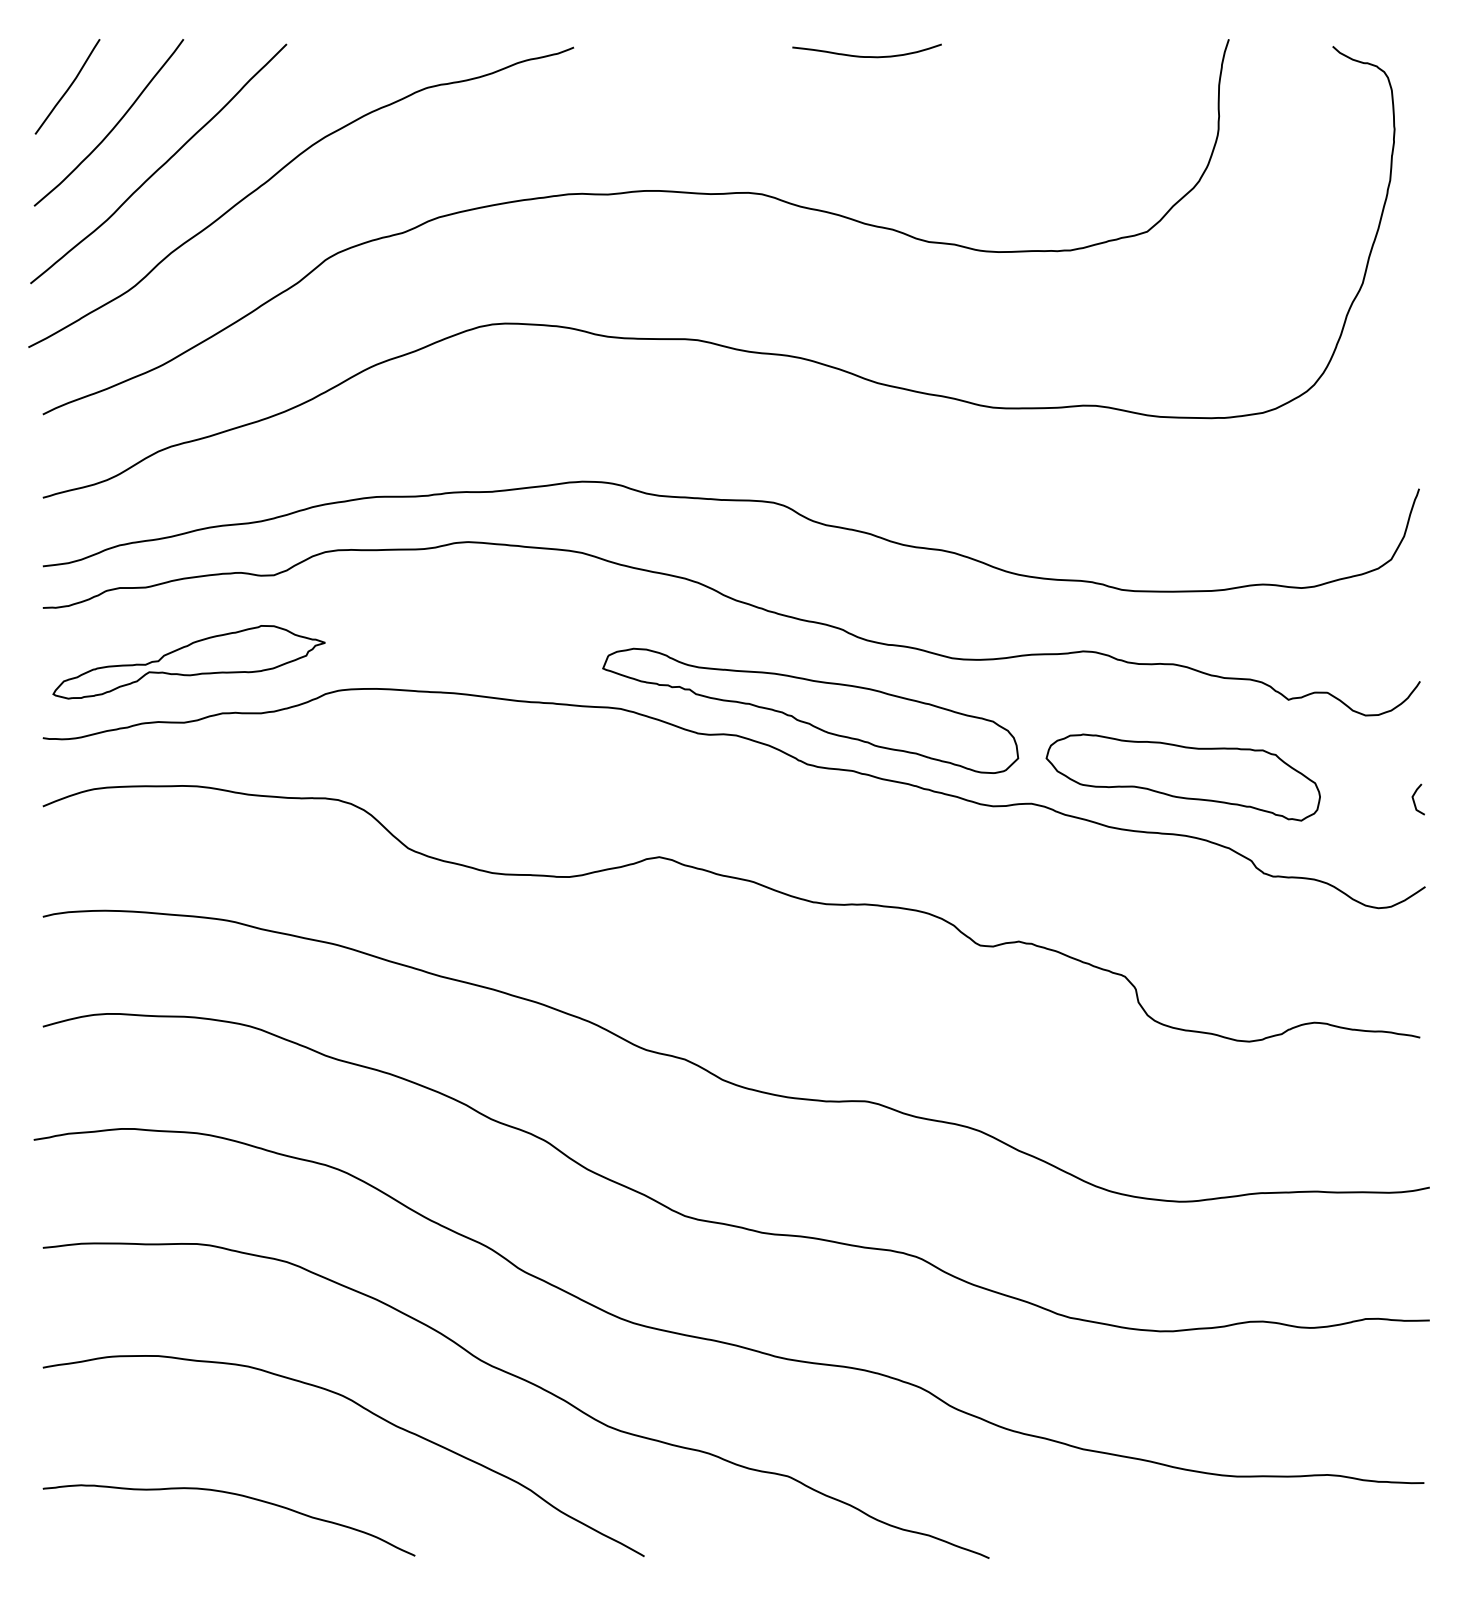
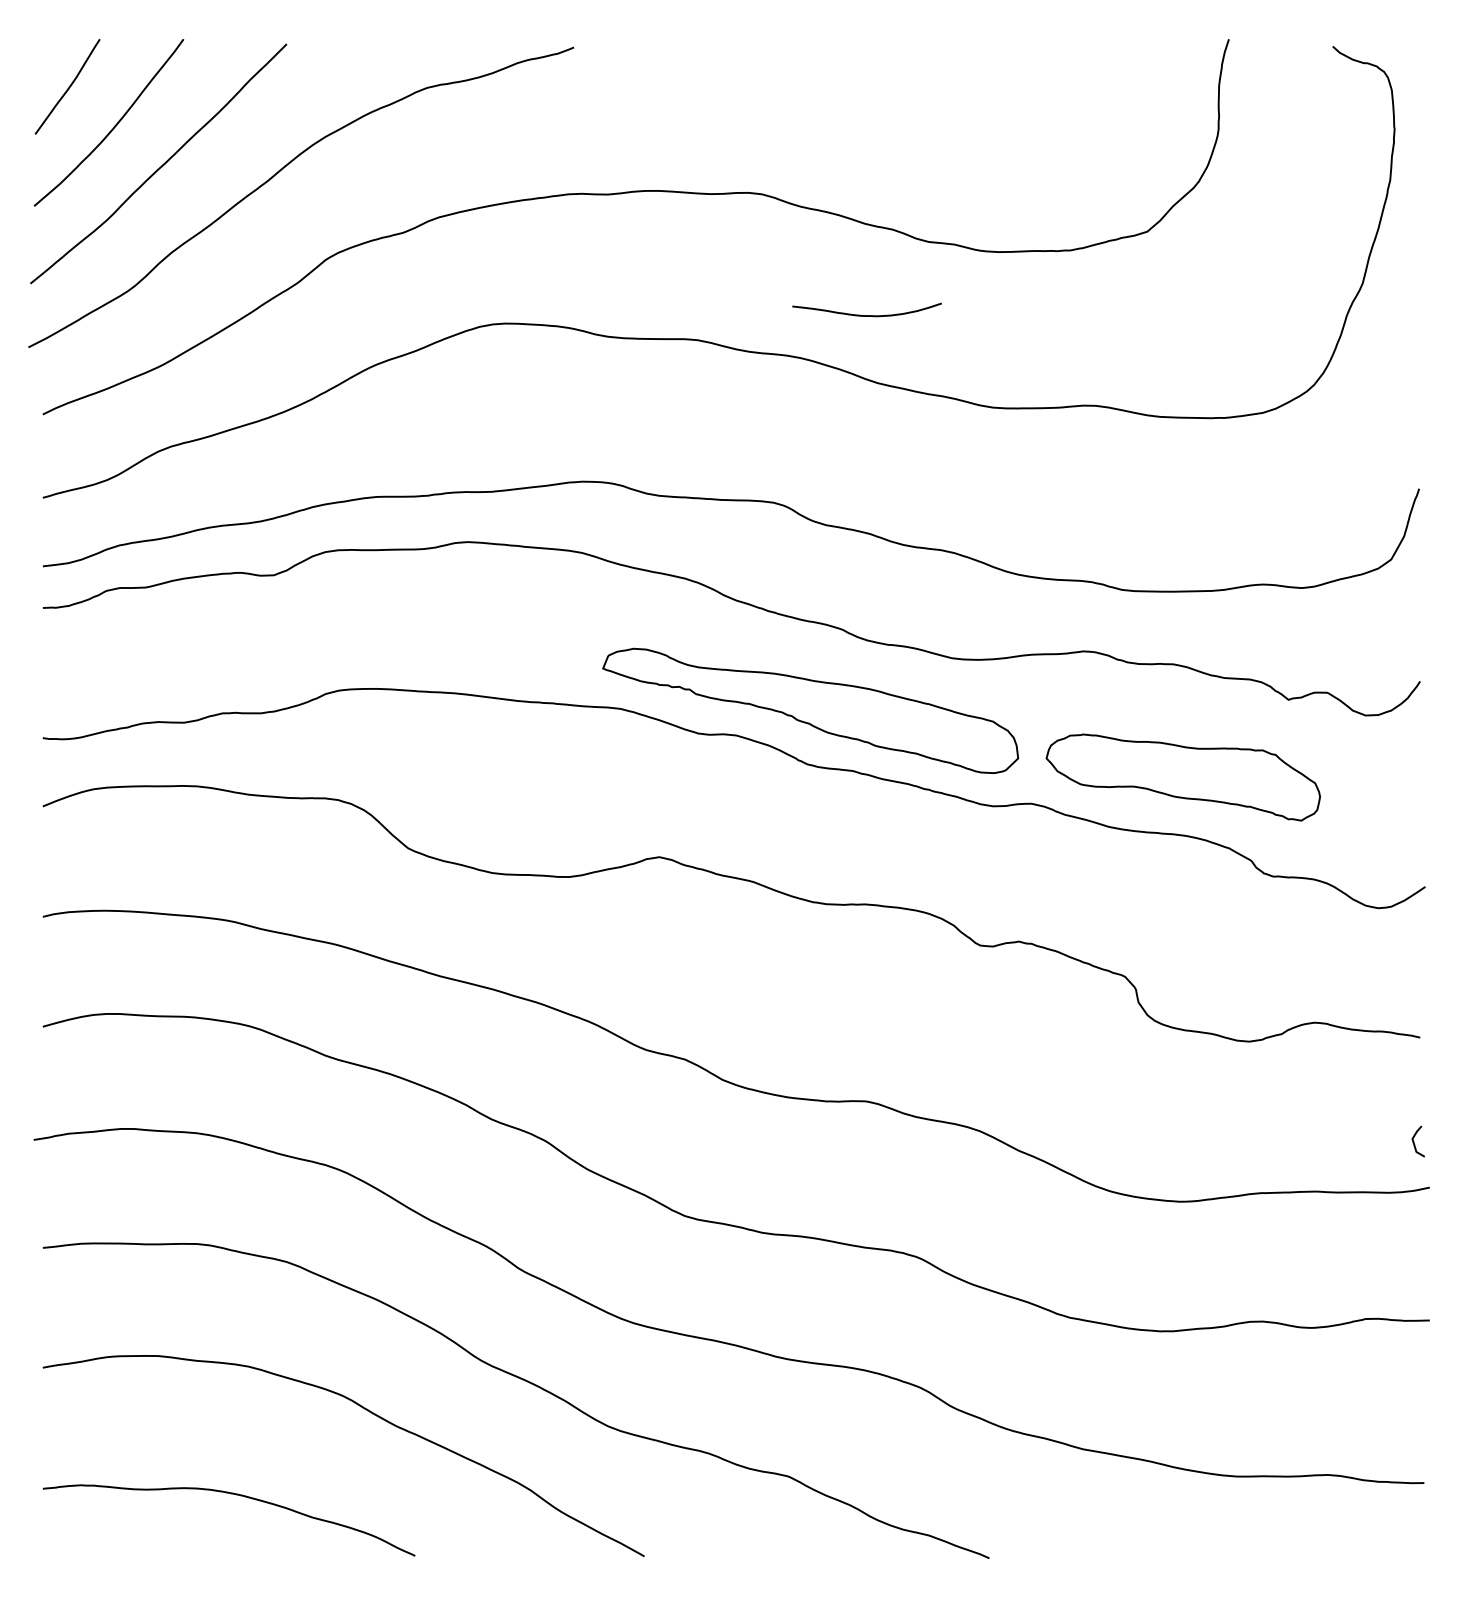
curve position: (866, 56) -> (866, 315) (866, 315)
part: present -> none (188, 662)
curve position: (1414, 799) -> (1414, 1141) (1414, 1141)
